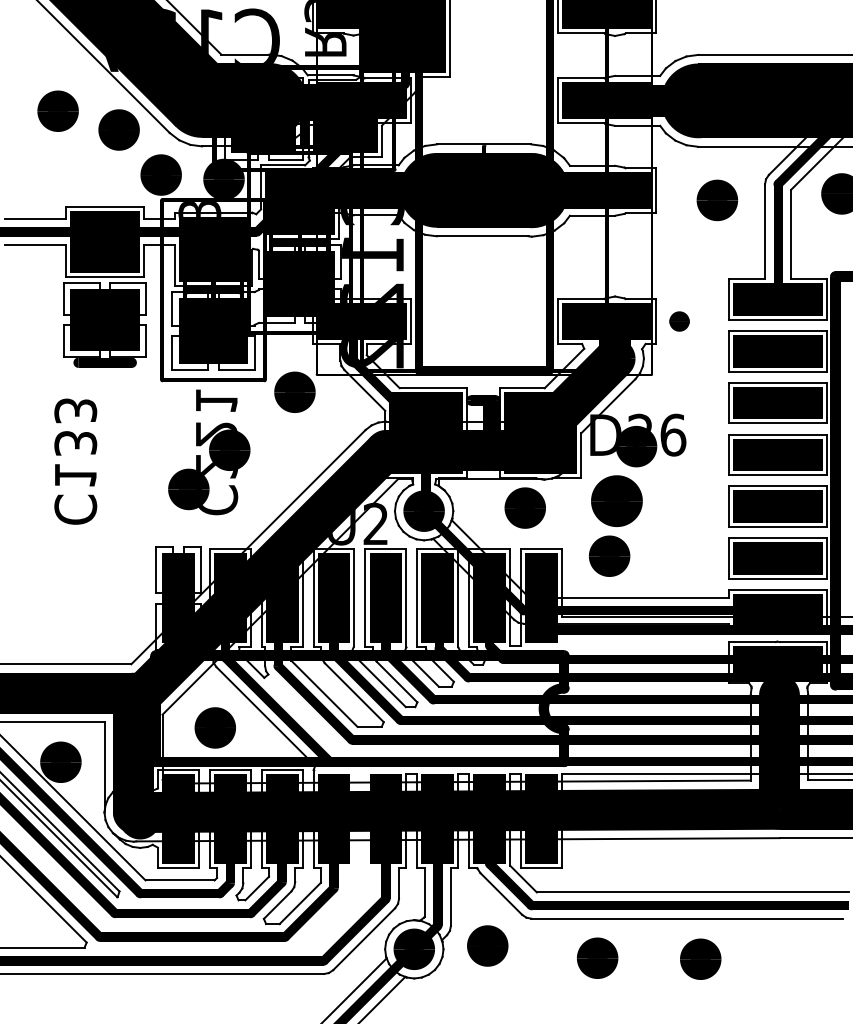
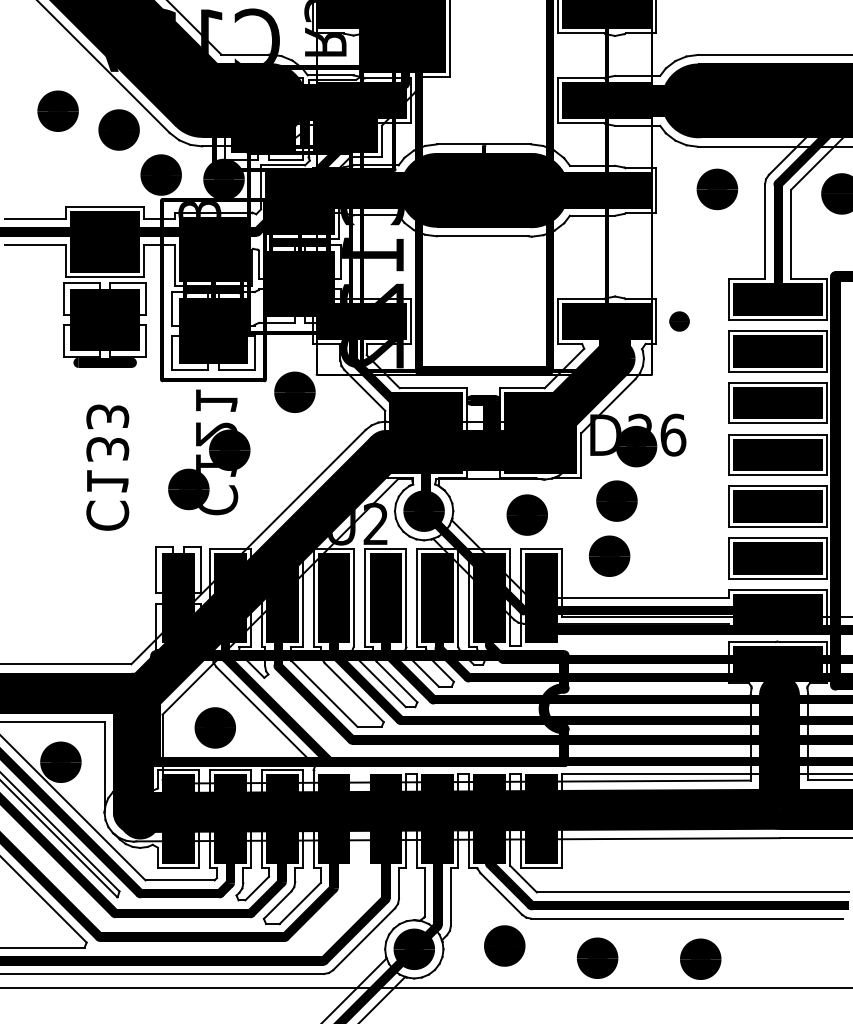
part position: (717, 200) -> (717, 189) (717, 189)
text position: (75, 461) -> (107, 467) (107, 467)
text: C221 -> C121 (217, 466)
part size: 52x52 px -> 42x42 px (616, 500)
part position: (524, 507) -> (526, 514) (526, 514)
part position: (487, 945) -> (504, 945) (504, 945)
line: none -> present (425, 988)
